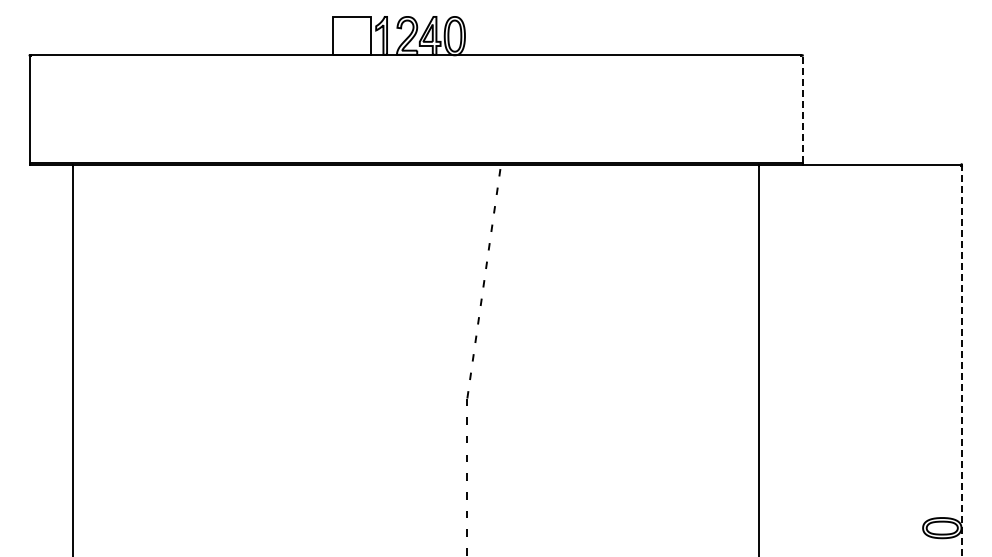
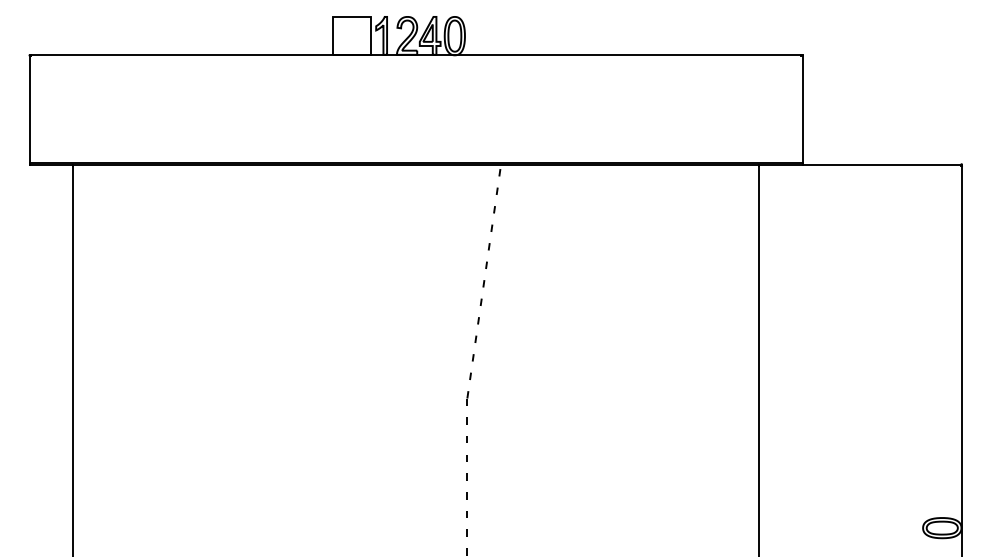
line: dashed -> solid (802, 108)
line: dashed -> solid (961, 360)
